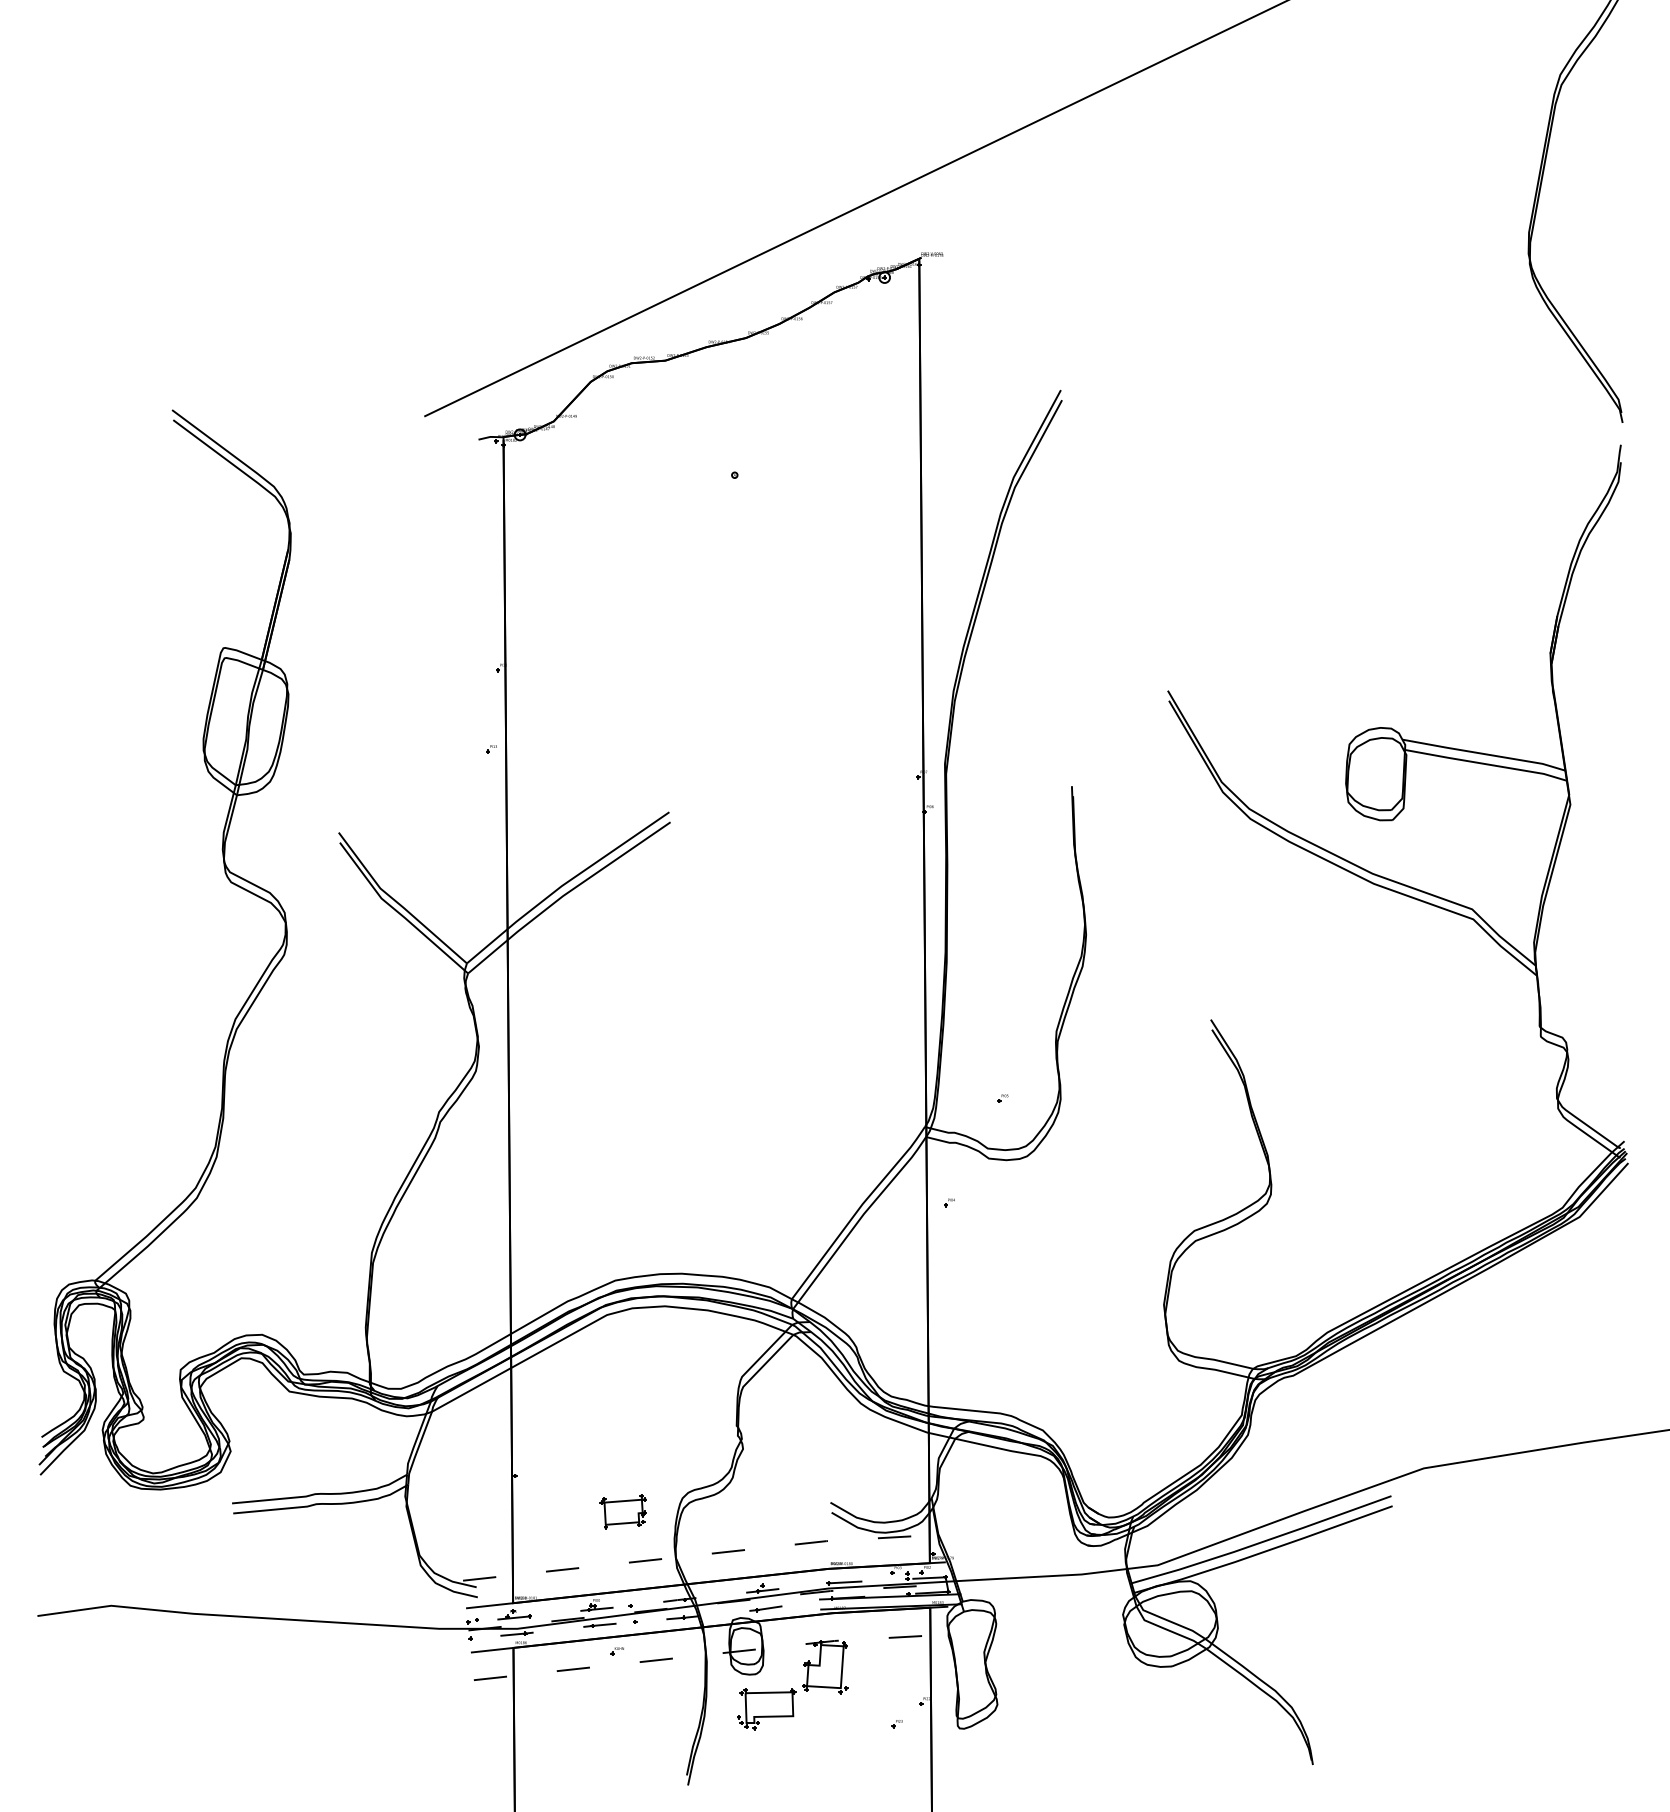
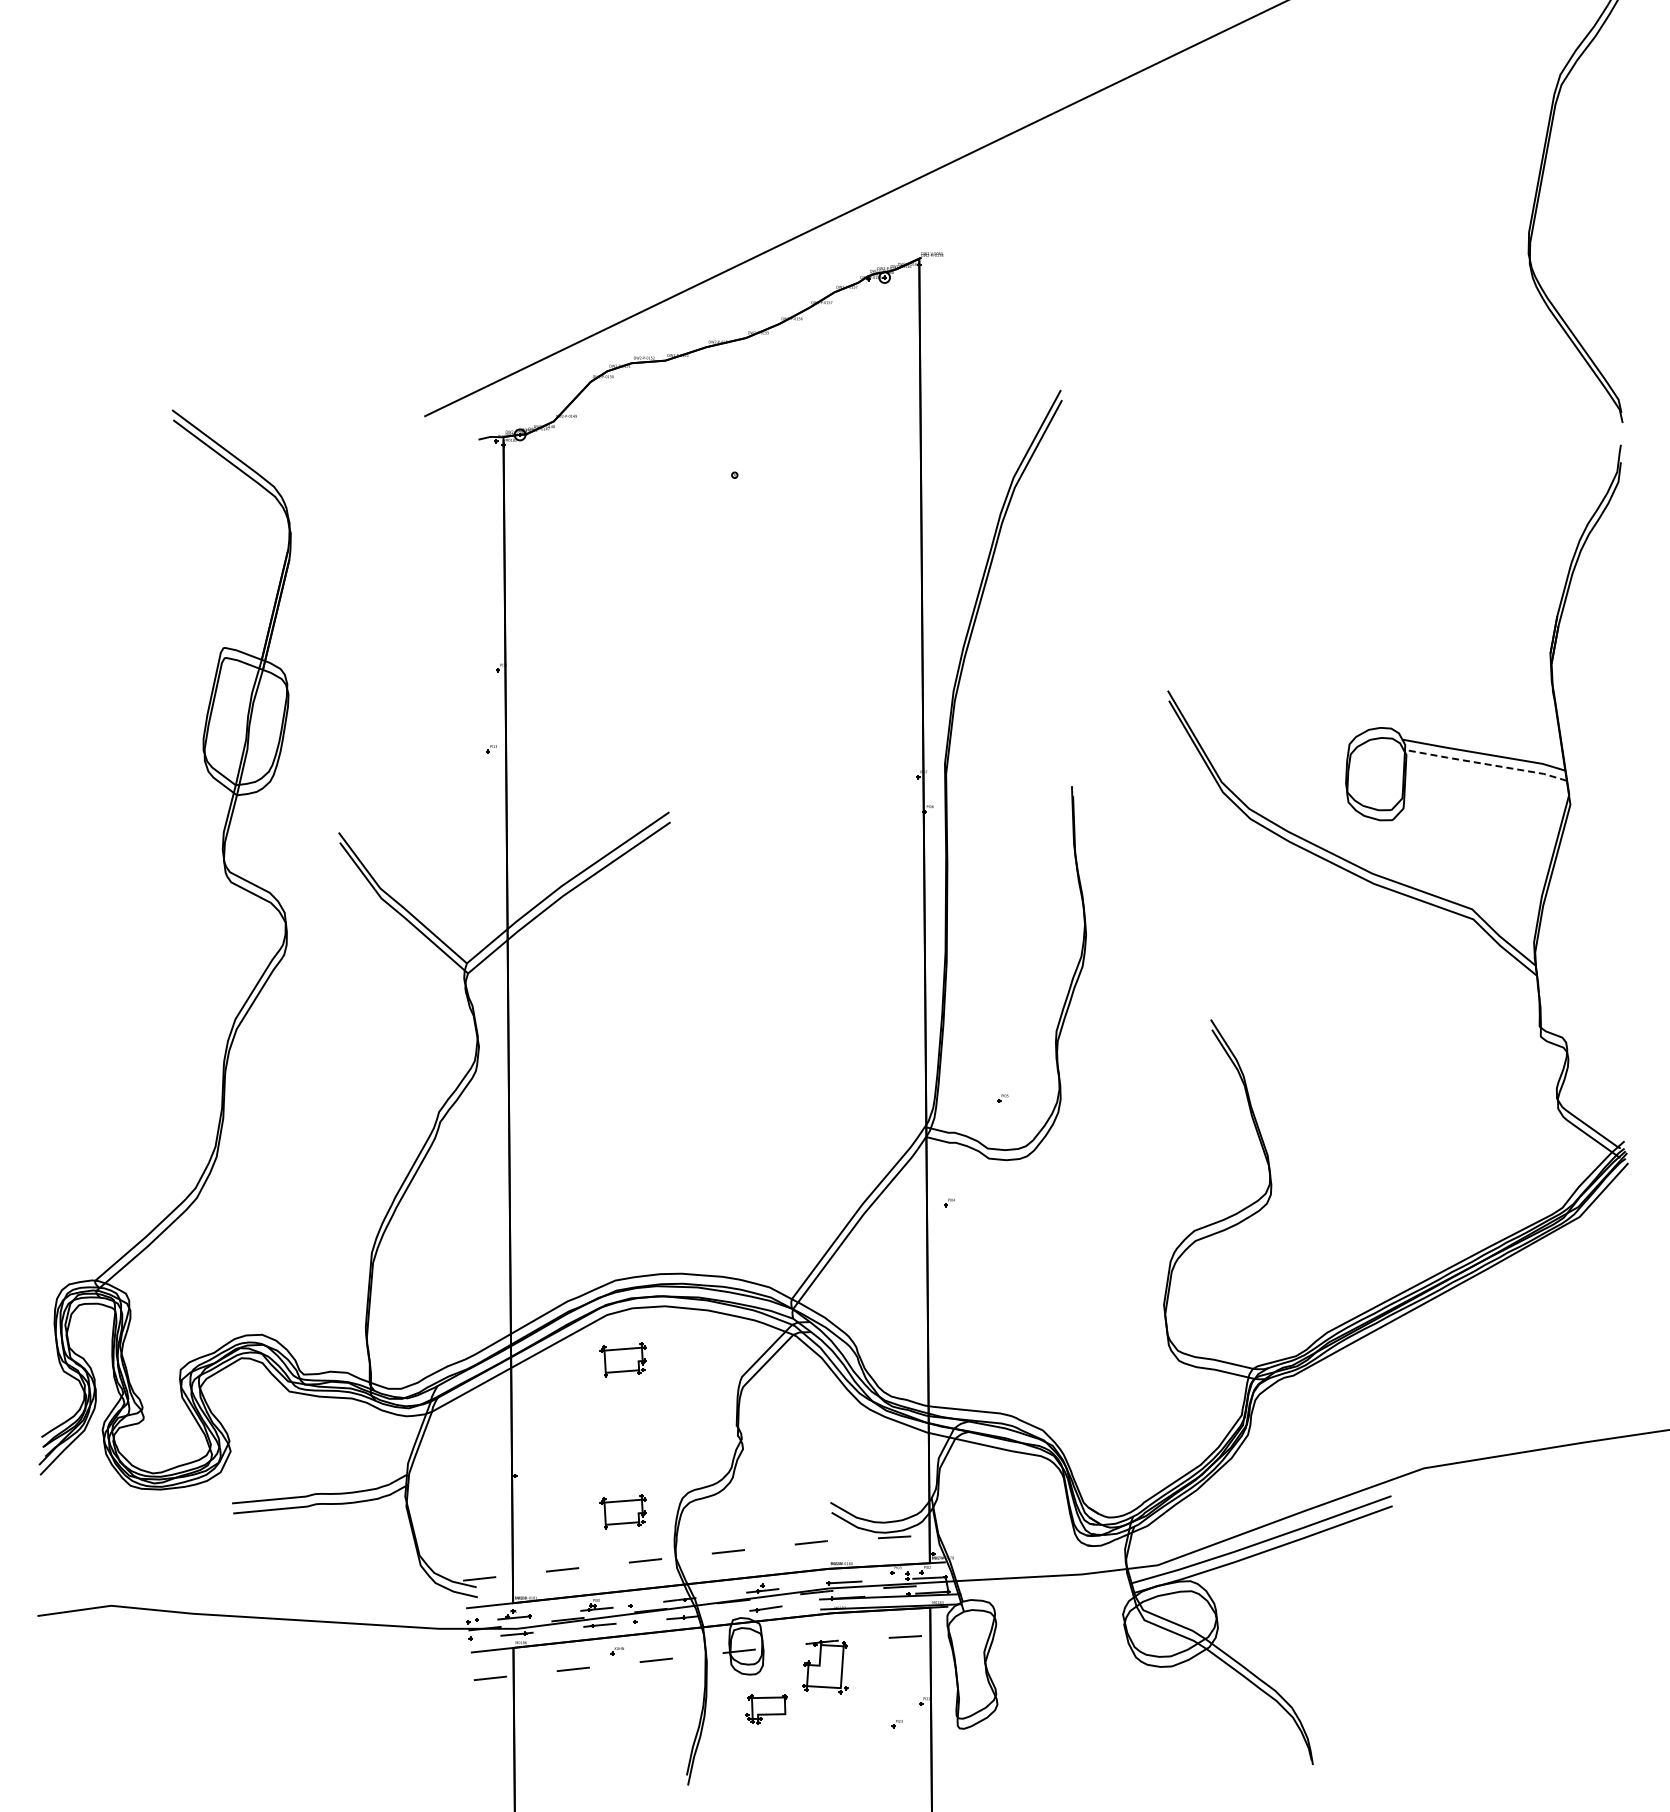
line: solid -> dashed (1485, 764)
part: none -> present (622, 1359)
part size: 60x43 px -> 43x31 px (766, 1709)
